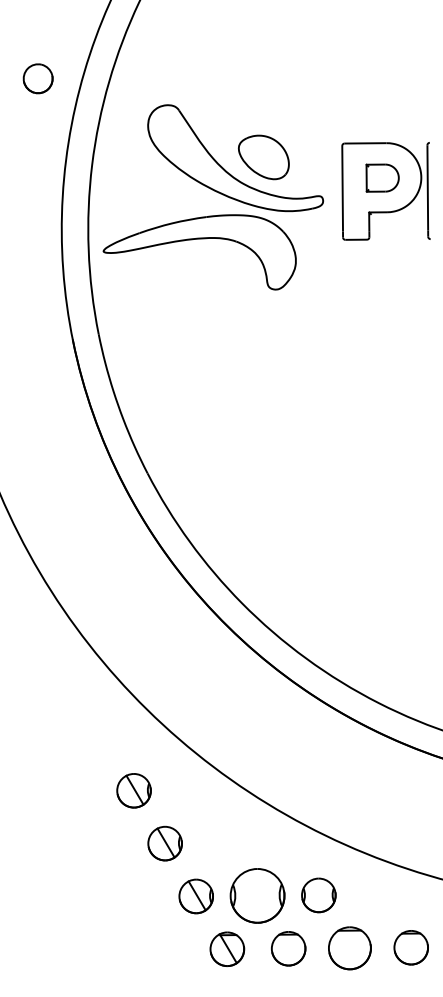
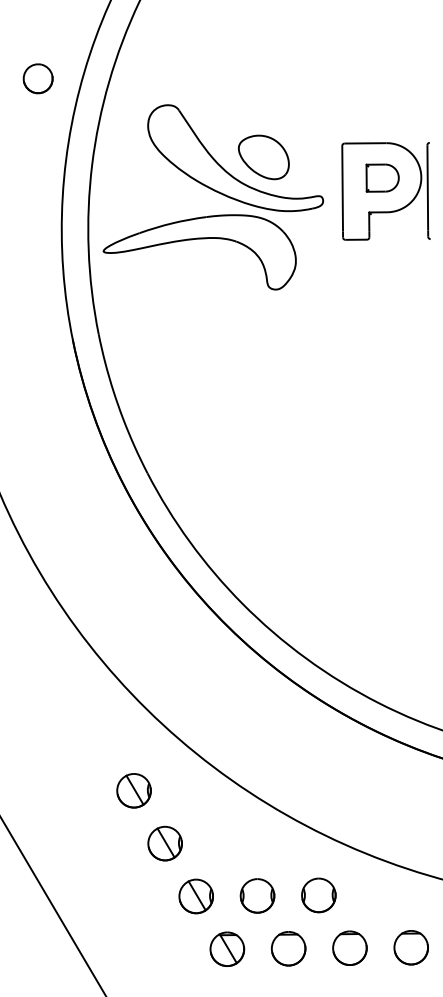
part size: 57x56 px -> 37x36 px (257, 895)
line: none -> present (53, 906)
part size: 44x45 px -> 36x36 px (349, 947)
